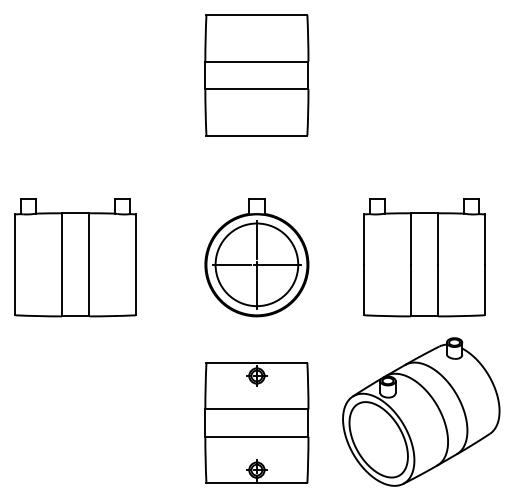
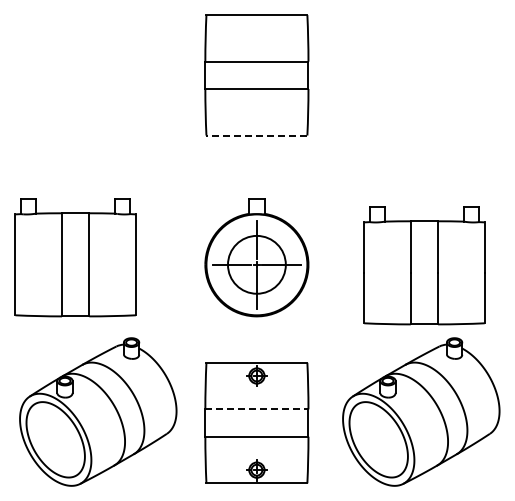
line: solid -> dashed (256, 135)
part position: (424, 257) -> (424, 265) (424, 265)
circle diameter: 83 px -> 58 px (256, 264)
line: solid -> dashed (256, 409)
part: none -> present (98, 411)
